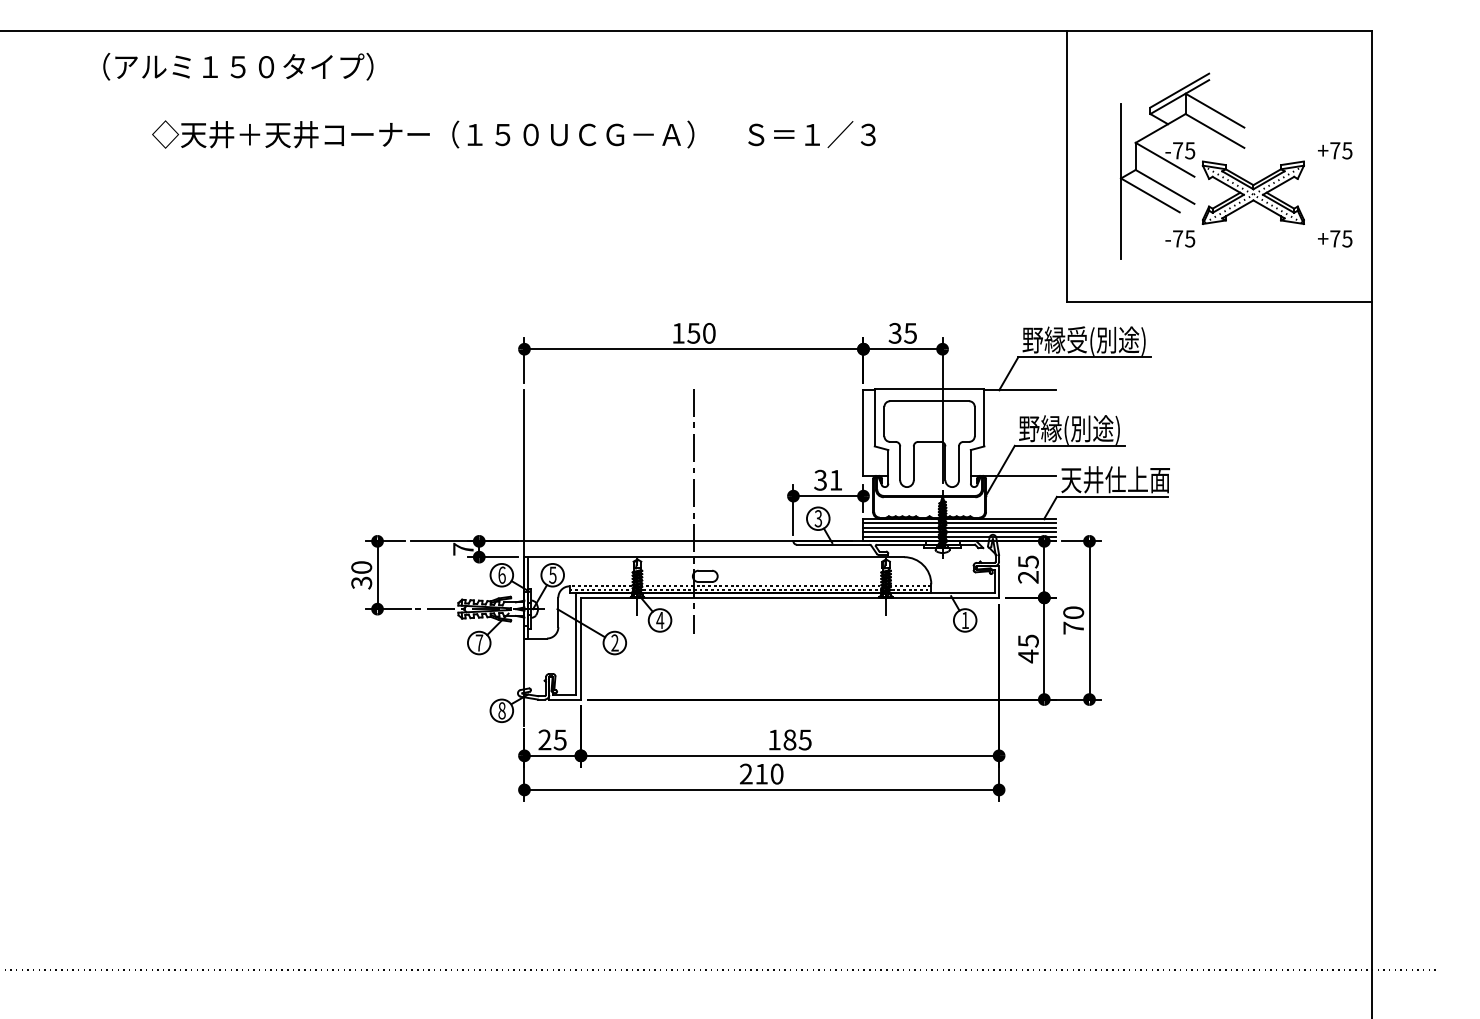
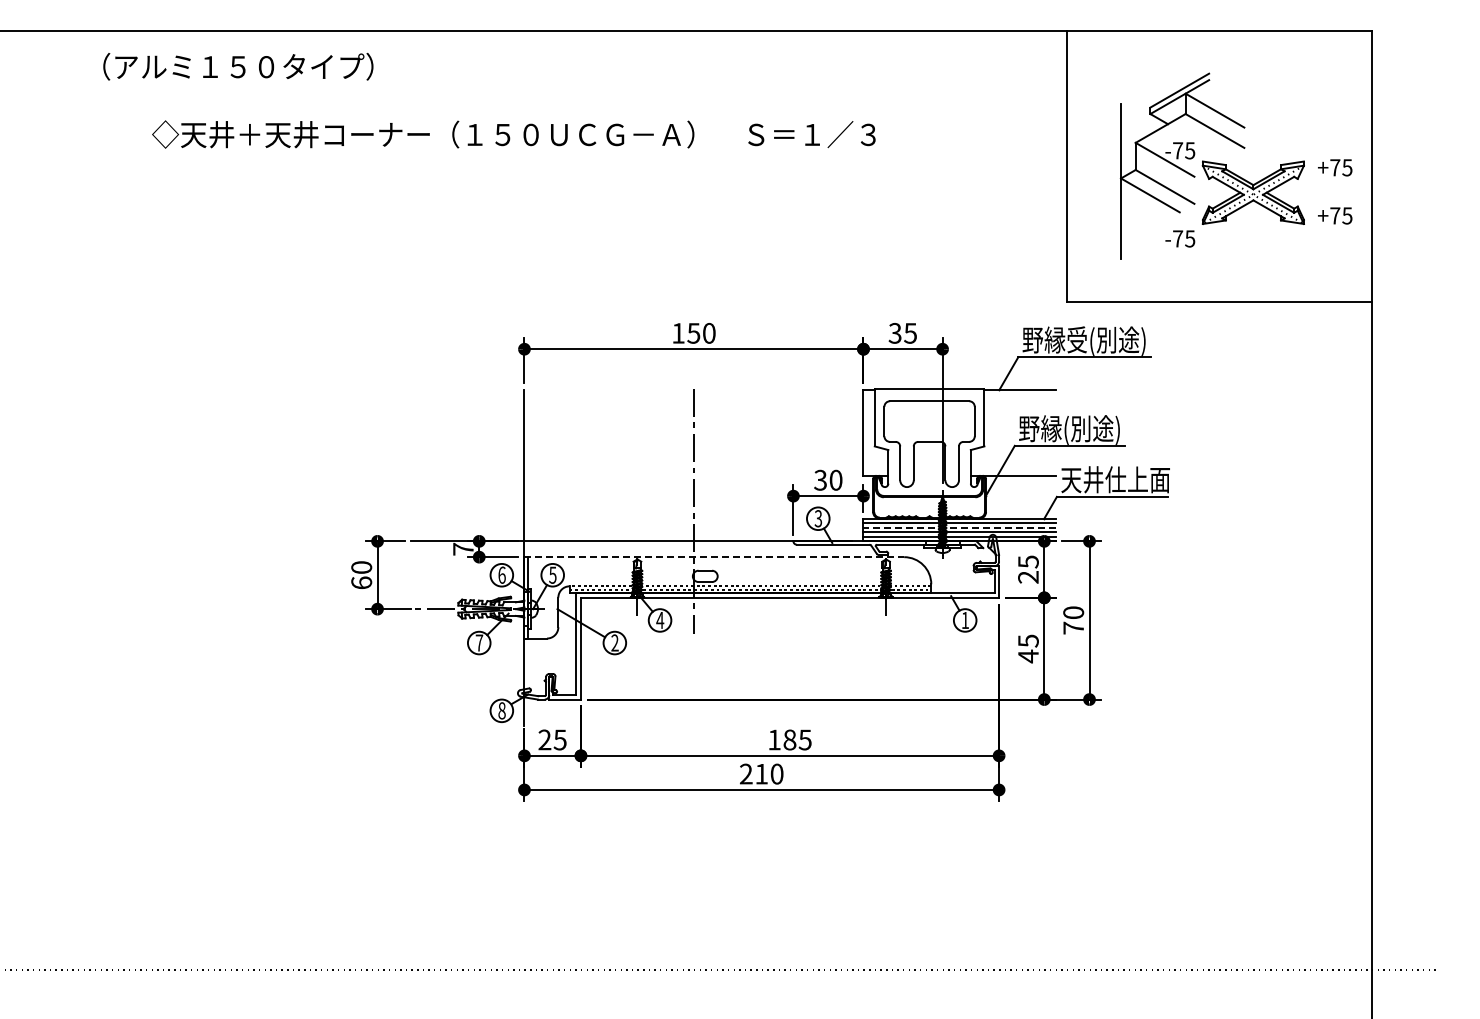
text position: (1335, 150) -> (1335, 167) (1335, 167)
text position: (1335, 238) -> (1335, 215) (1335, 215)
text: 31 -> 30 (835, 479)
line: solid -> dashed (959, 527)
line: solid -> dashed (714, 557)
text: 30 -> 60 (361, 582)
